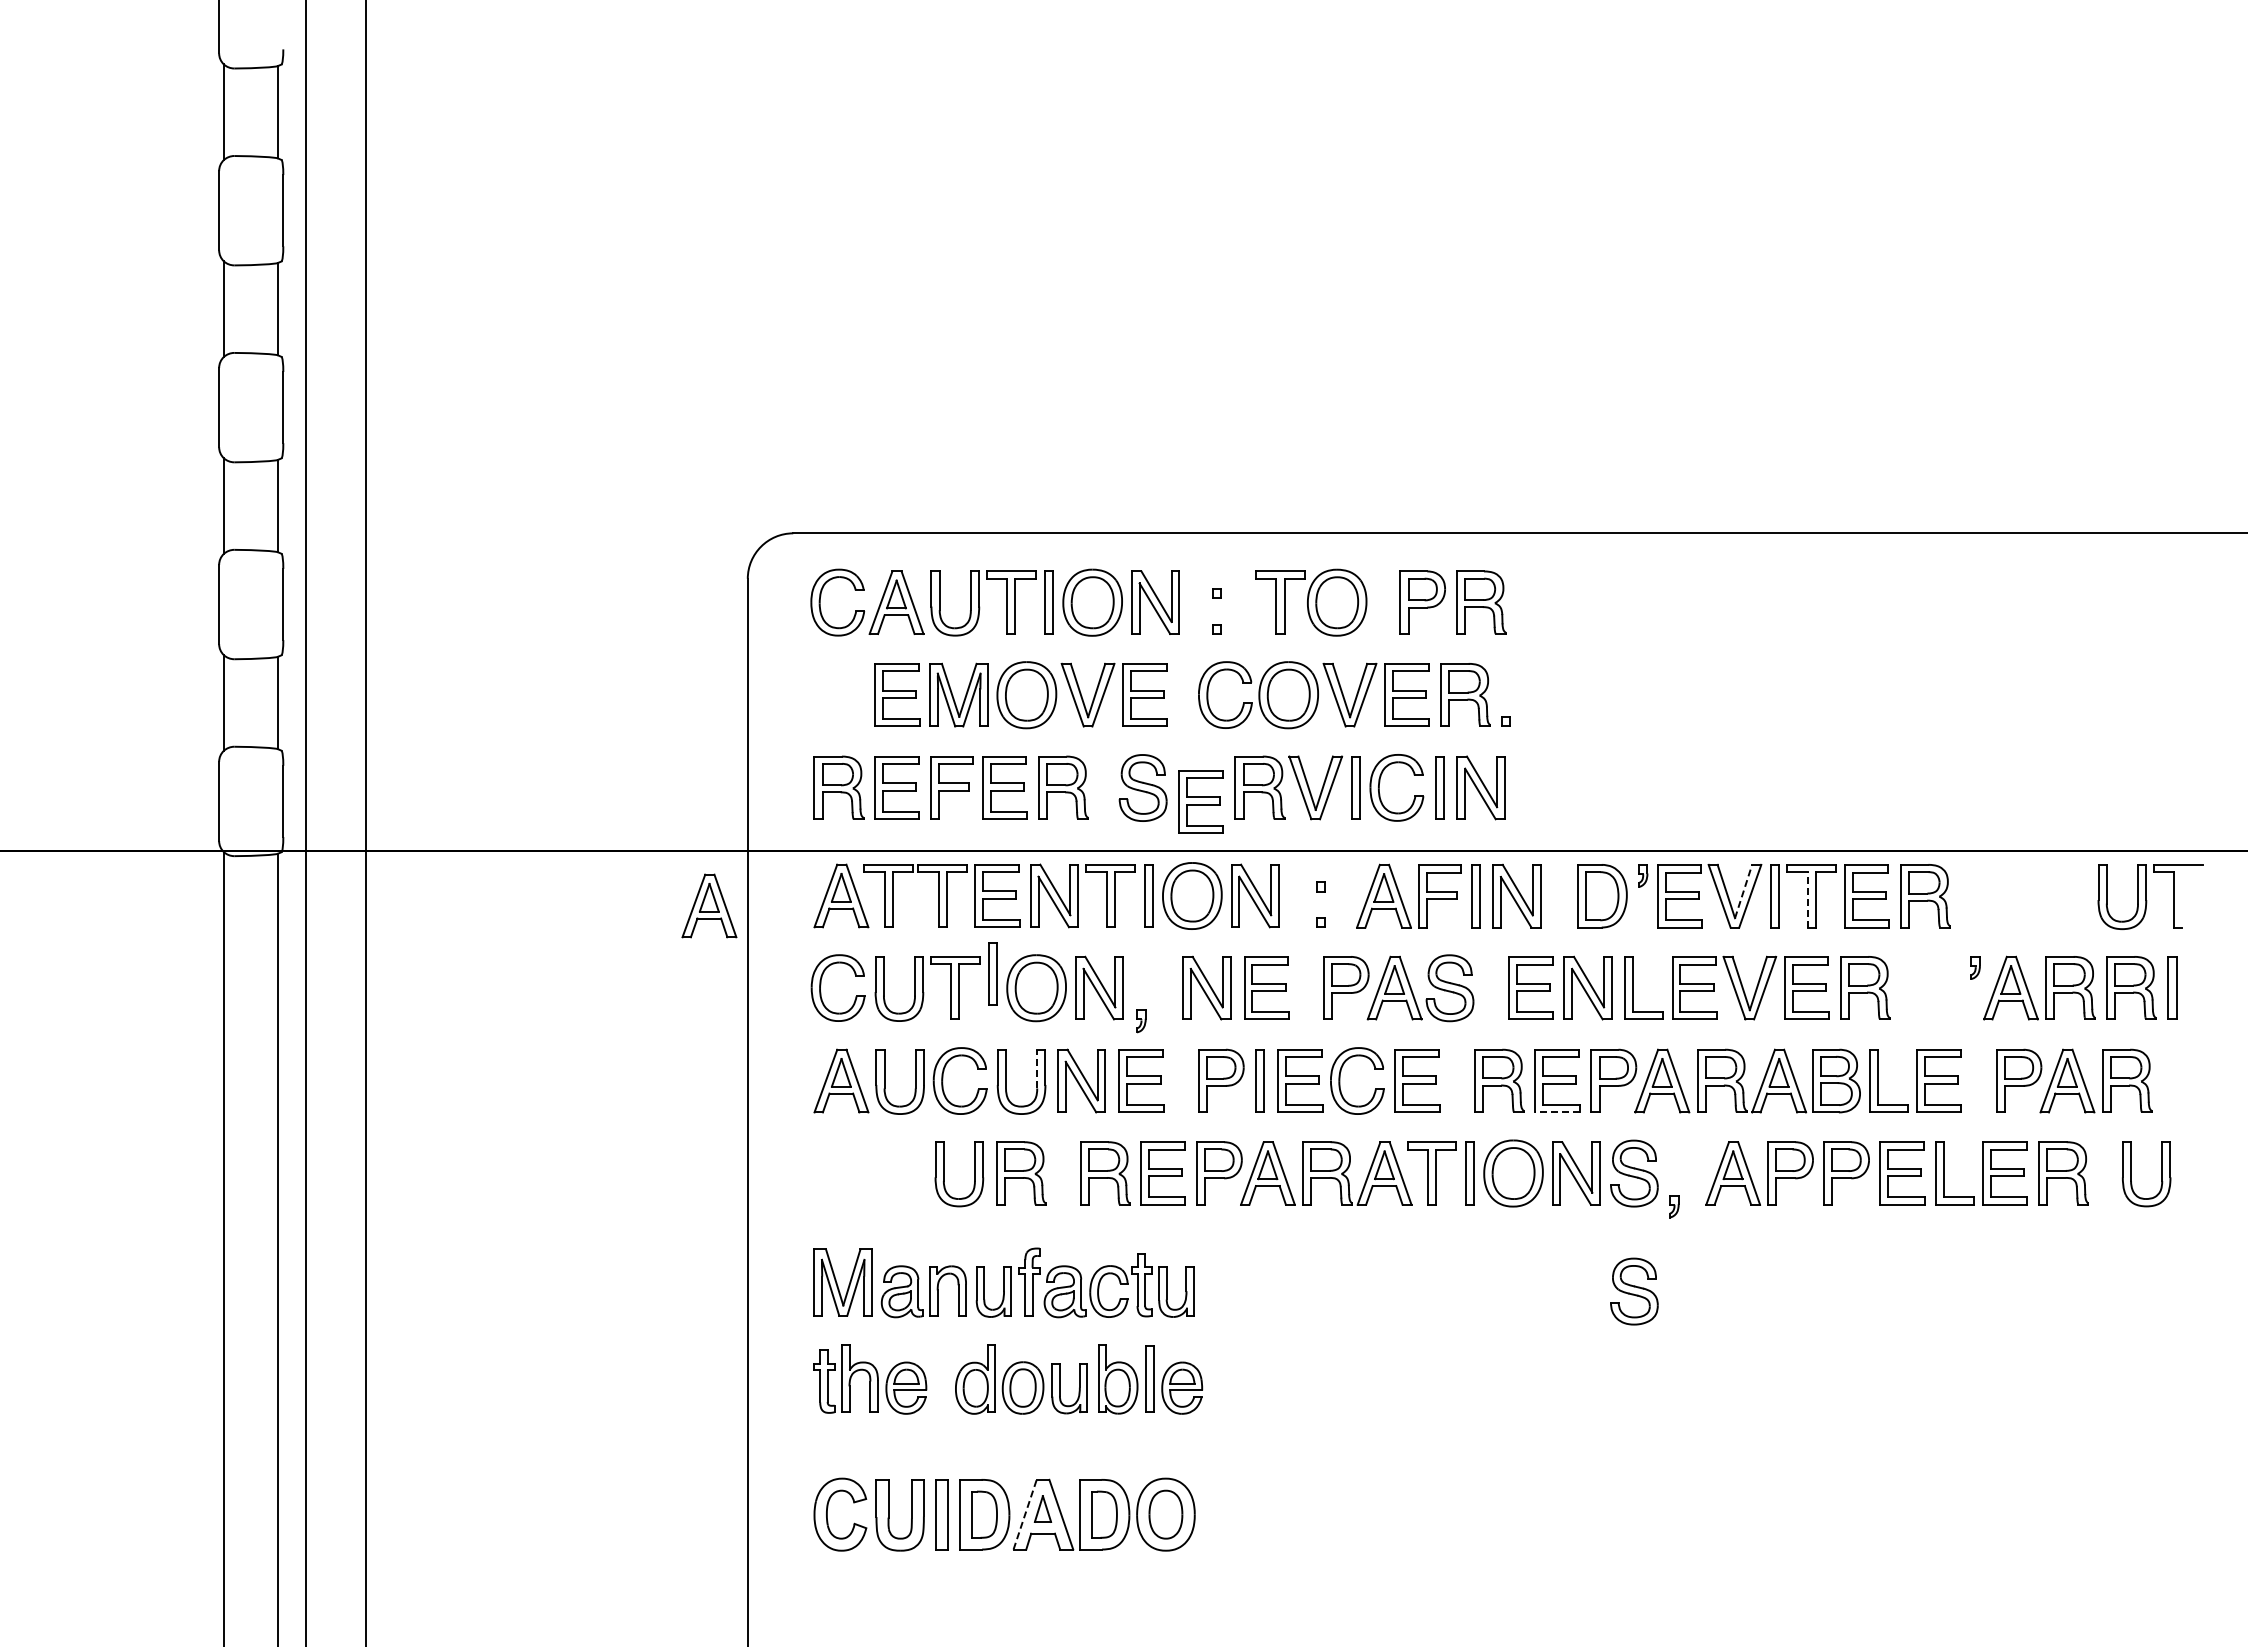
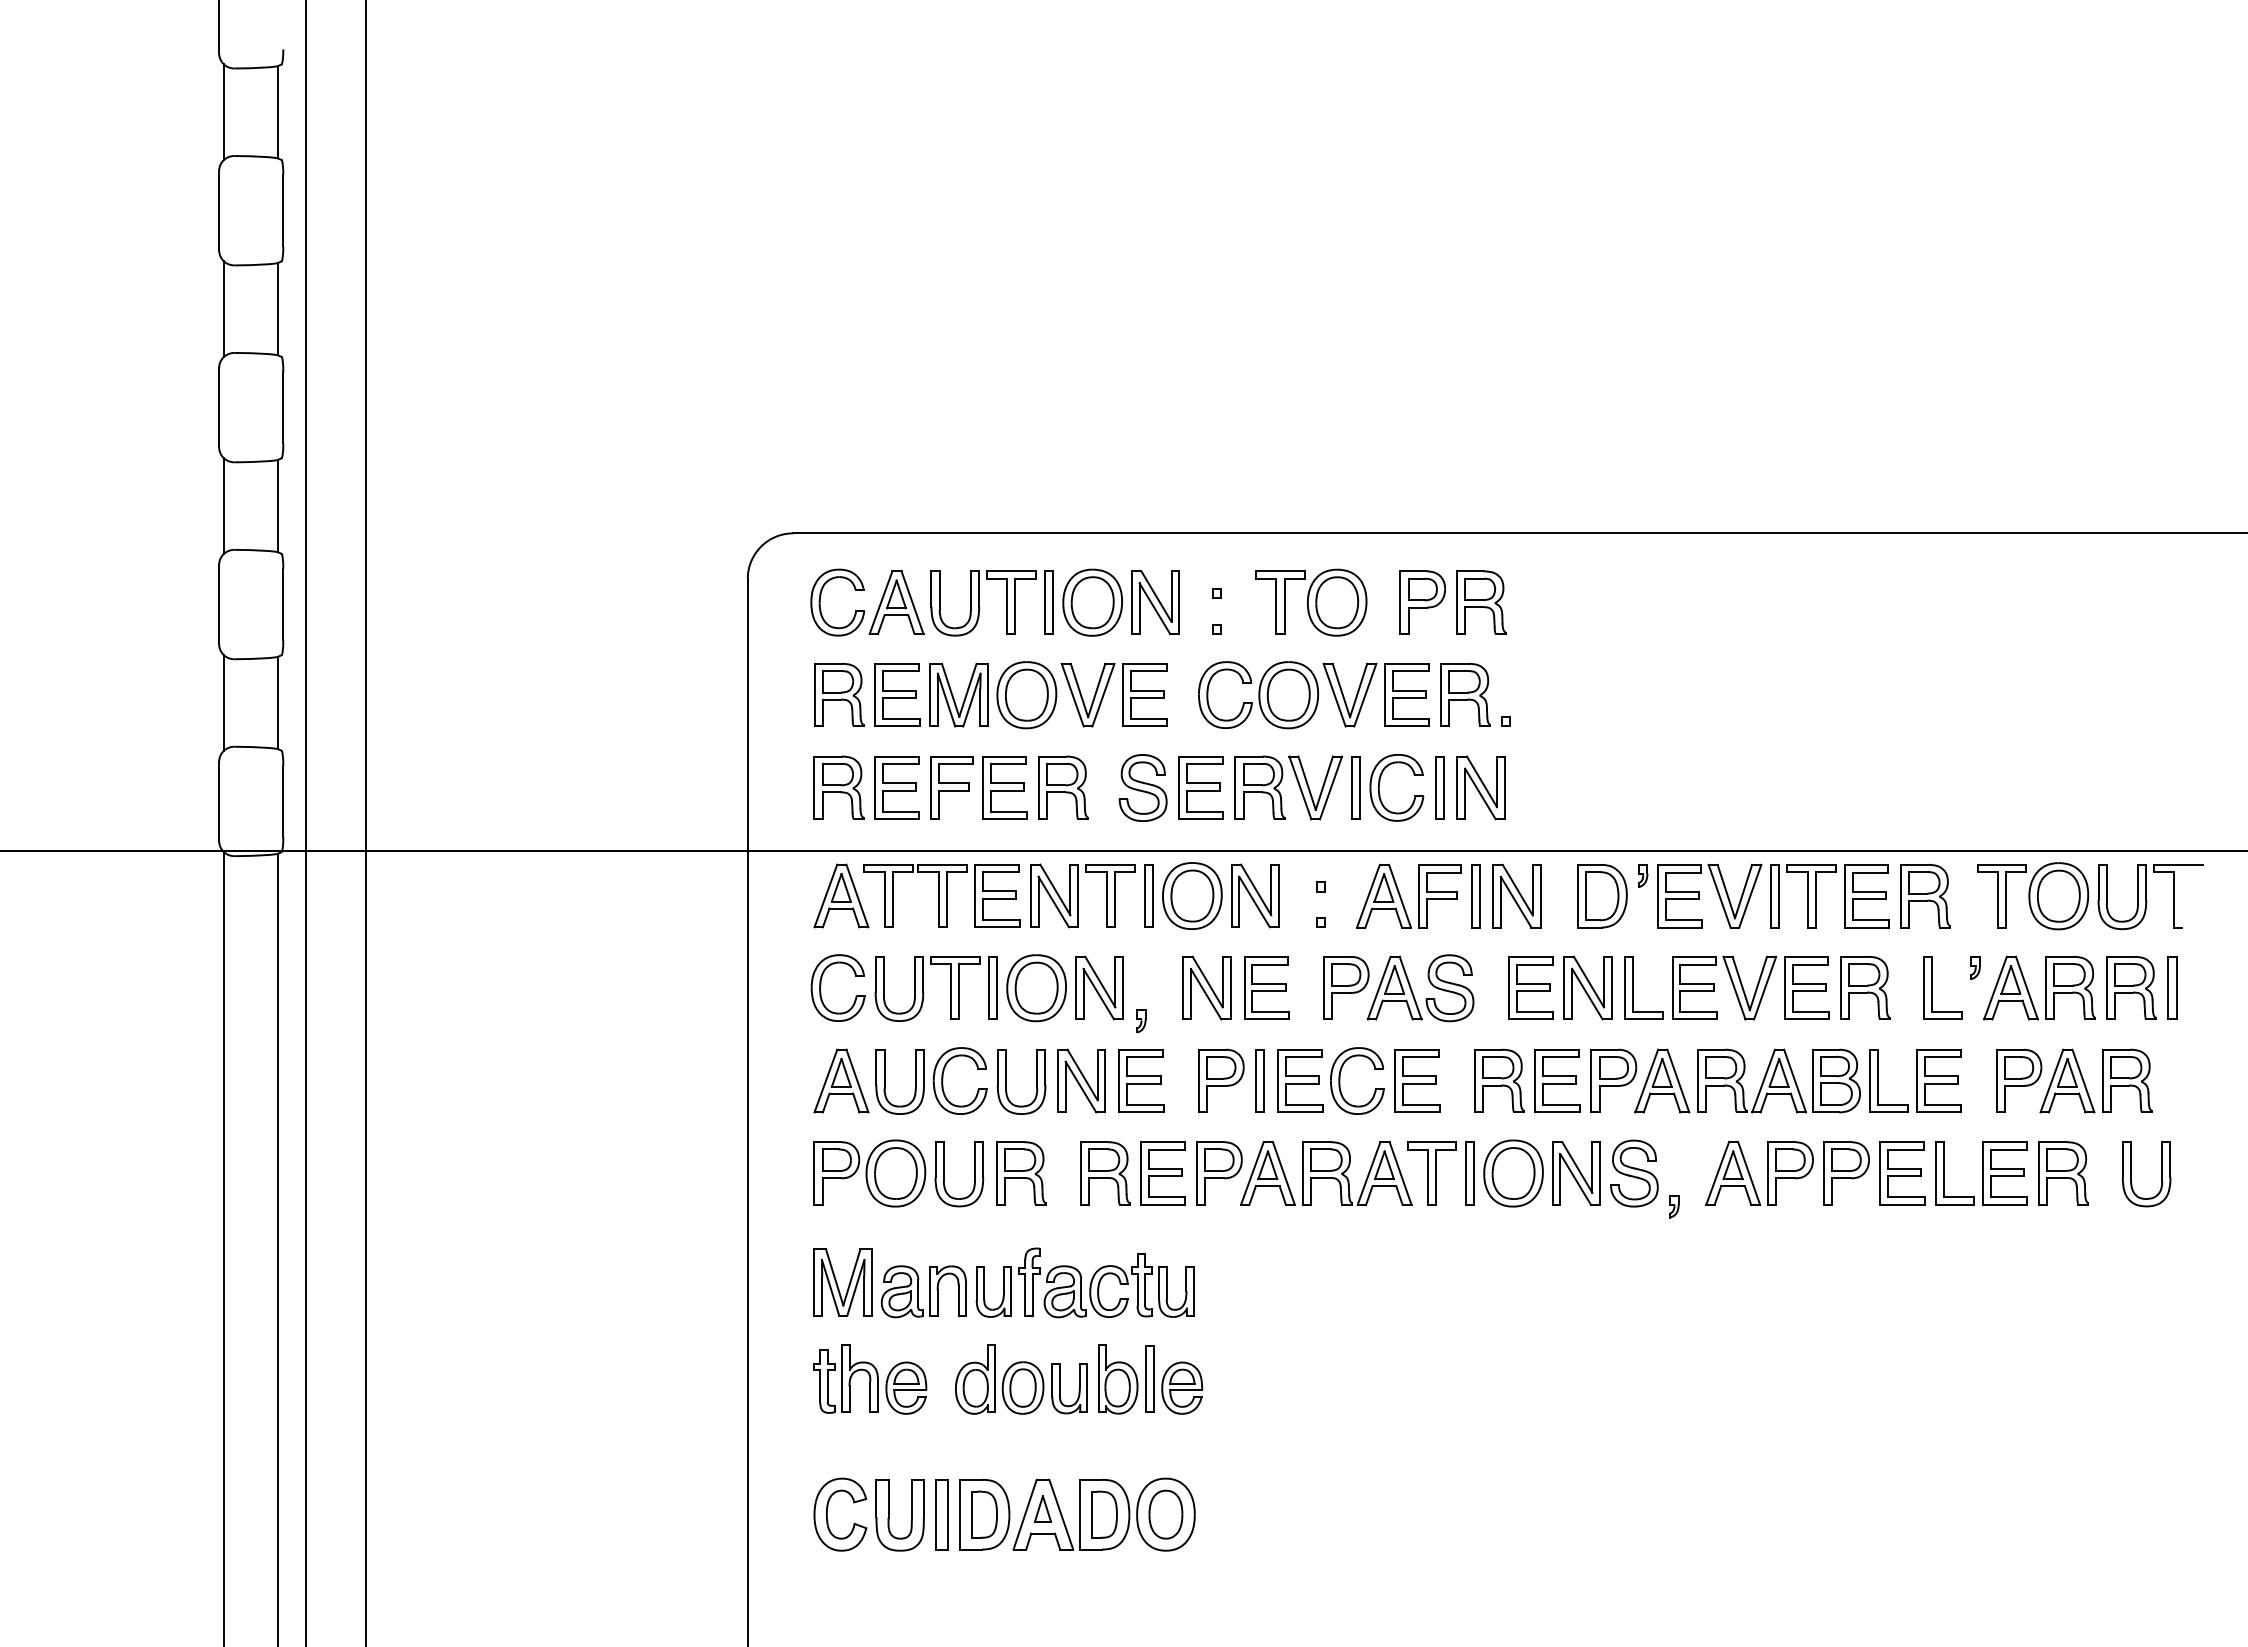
part: none -> present (839, 694)
part position: (1200, 801) -> (1200, 787) (1200, 787)
line: dashed -> solid (1743, 891)
part: none -> present (2033, 896)
line: dashed -> solid (1807, 899)
part: present -> none (709, 905)
part position: (992, 973) -> (992, 987) (992, 987)
part: none -> present (1932, 987)
line: dashed -> solid (1037, 1068)
line: dashed -> solid (1557, 1112)
part: none -> present (869, 1173)
part: present -> none (1634, 1291)
line: dashed -> solid (1025, 1514)
